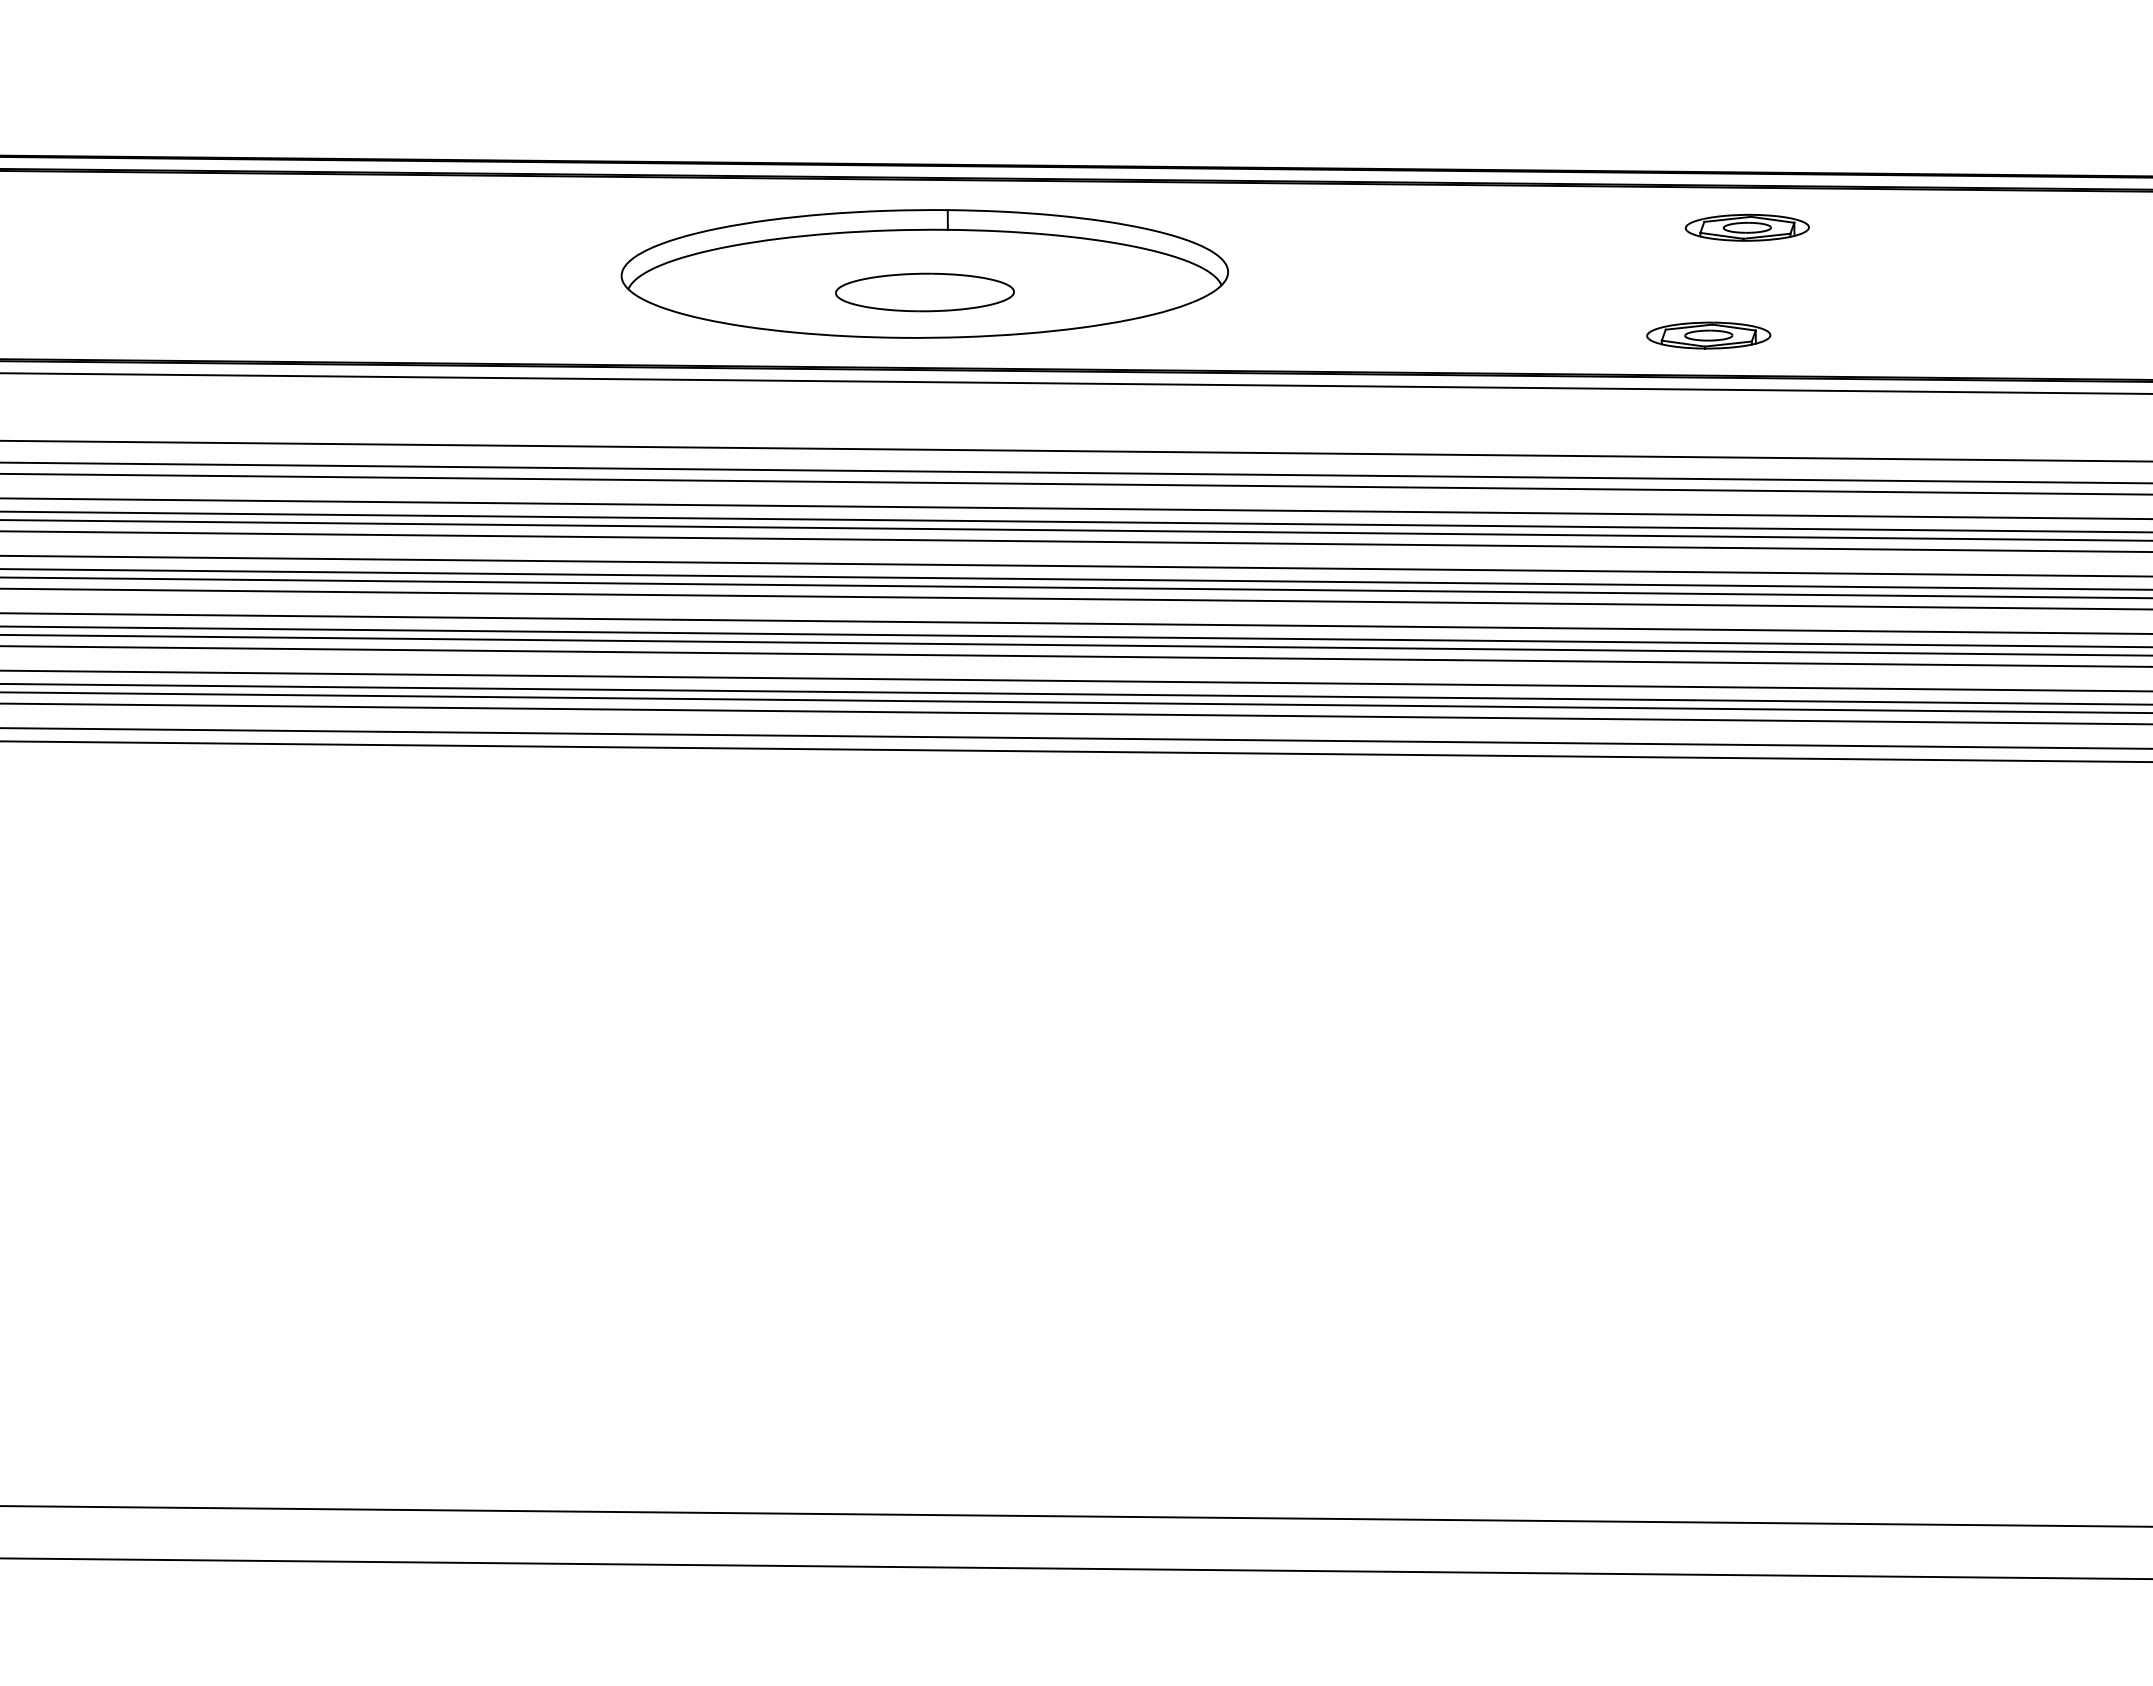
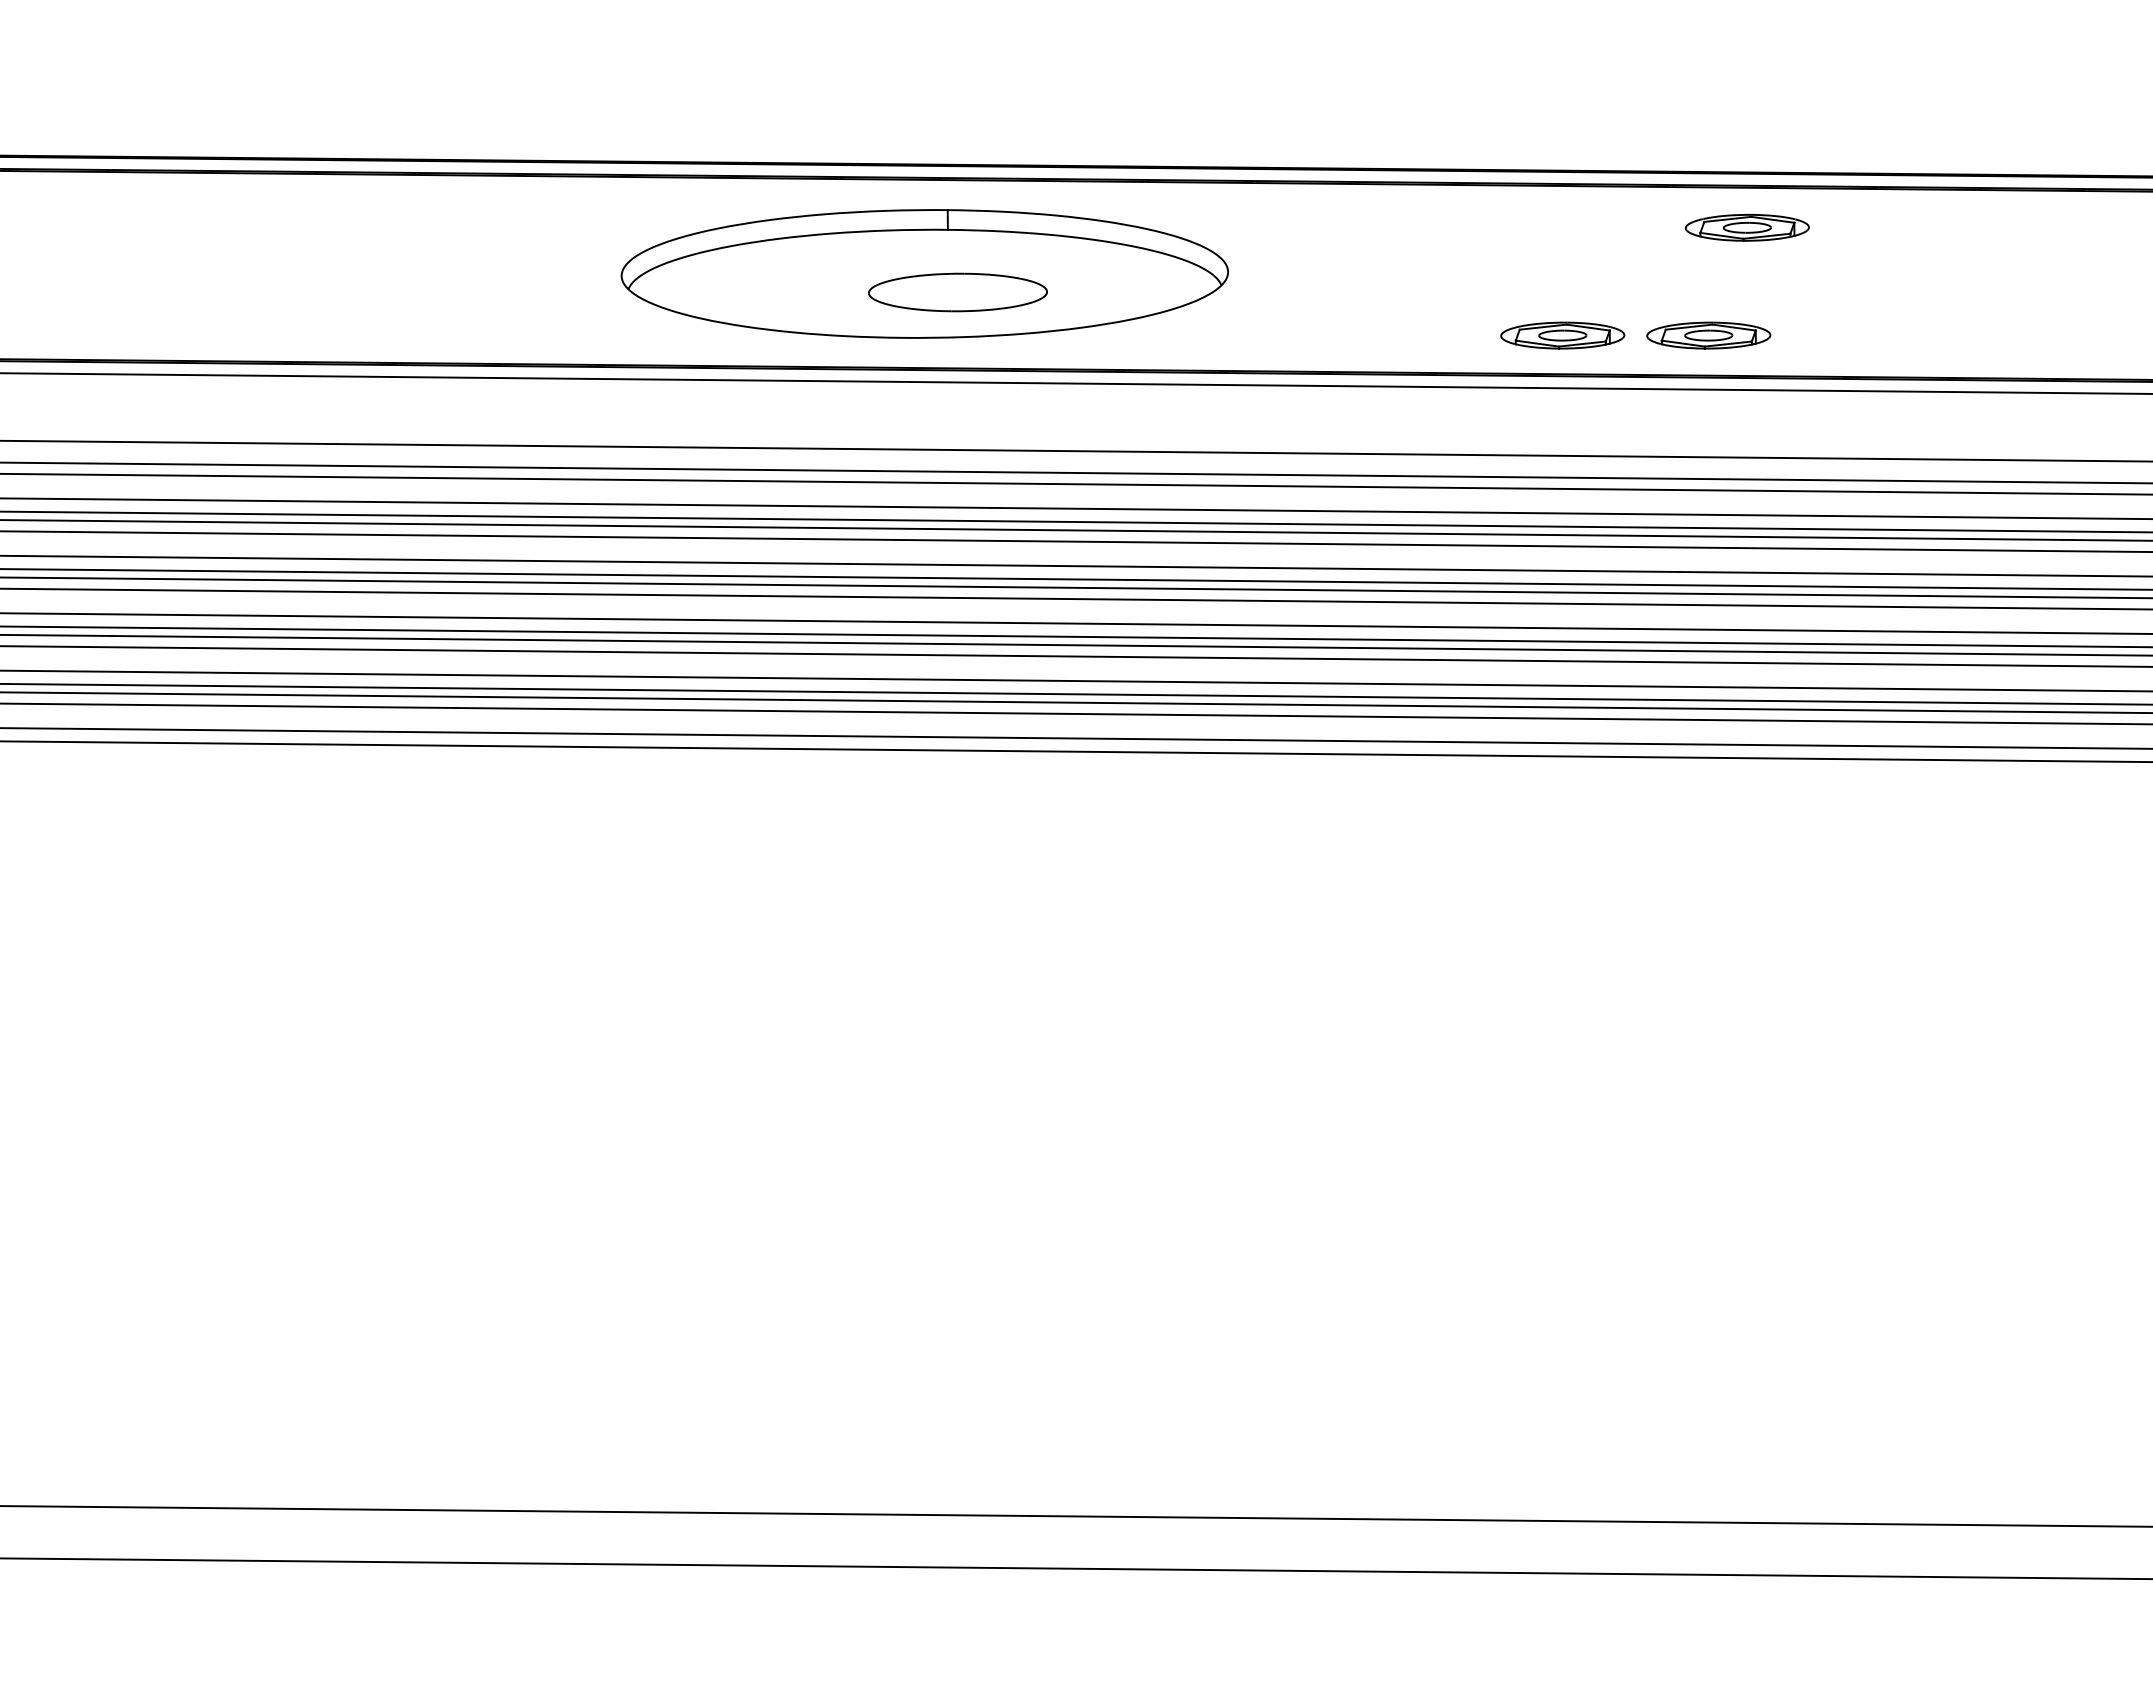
part position: (924, 292) -> (957, 292) (957, 292)
part: none -> present (1562, 335)
